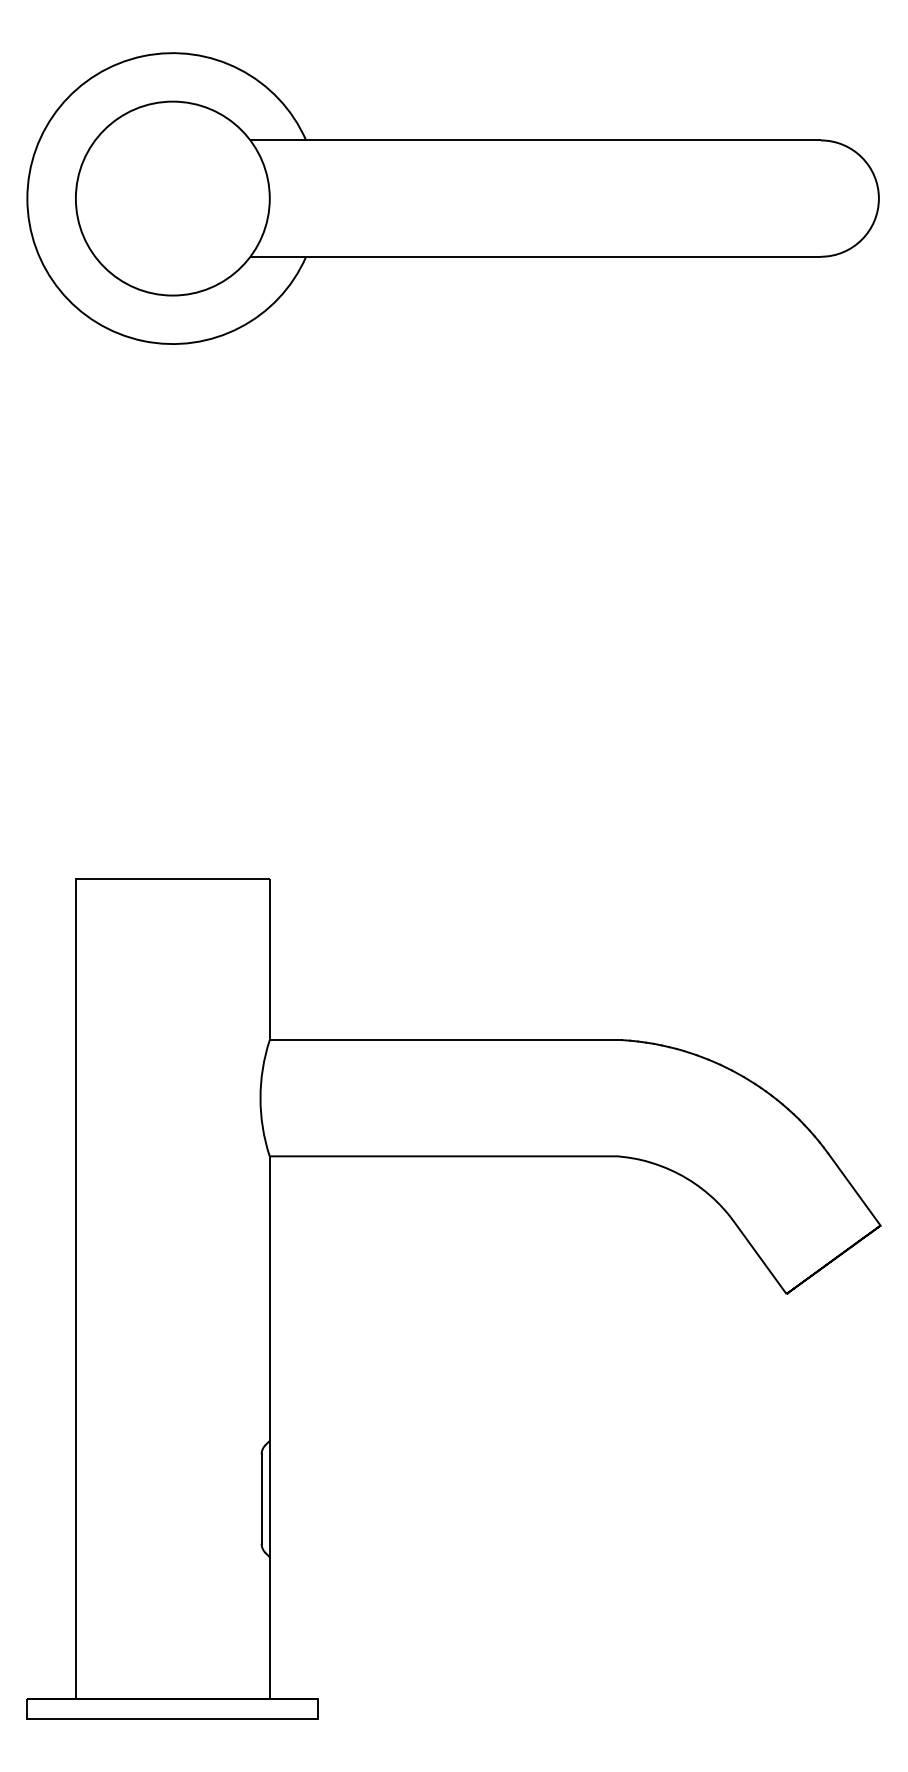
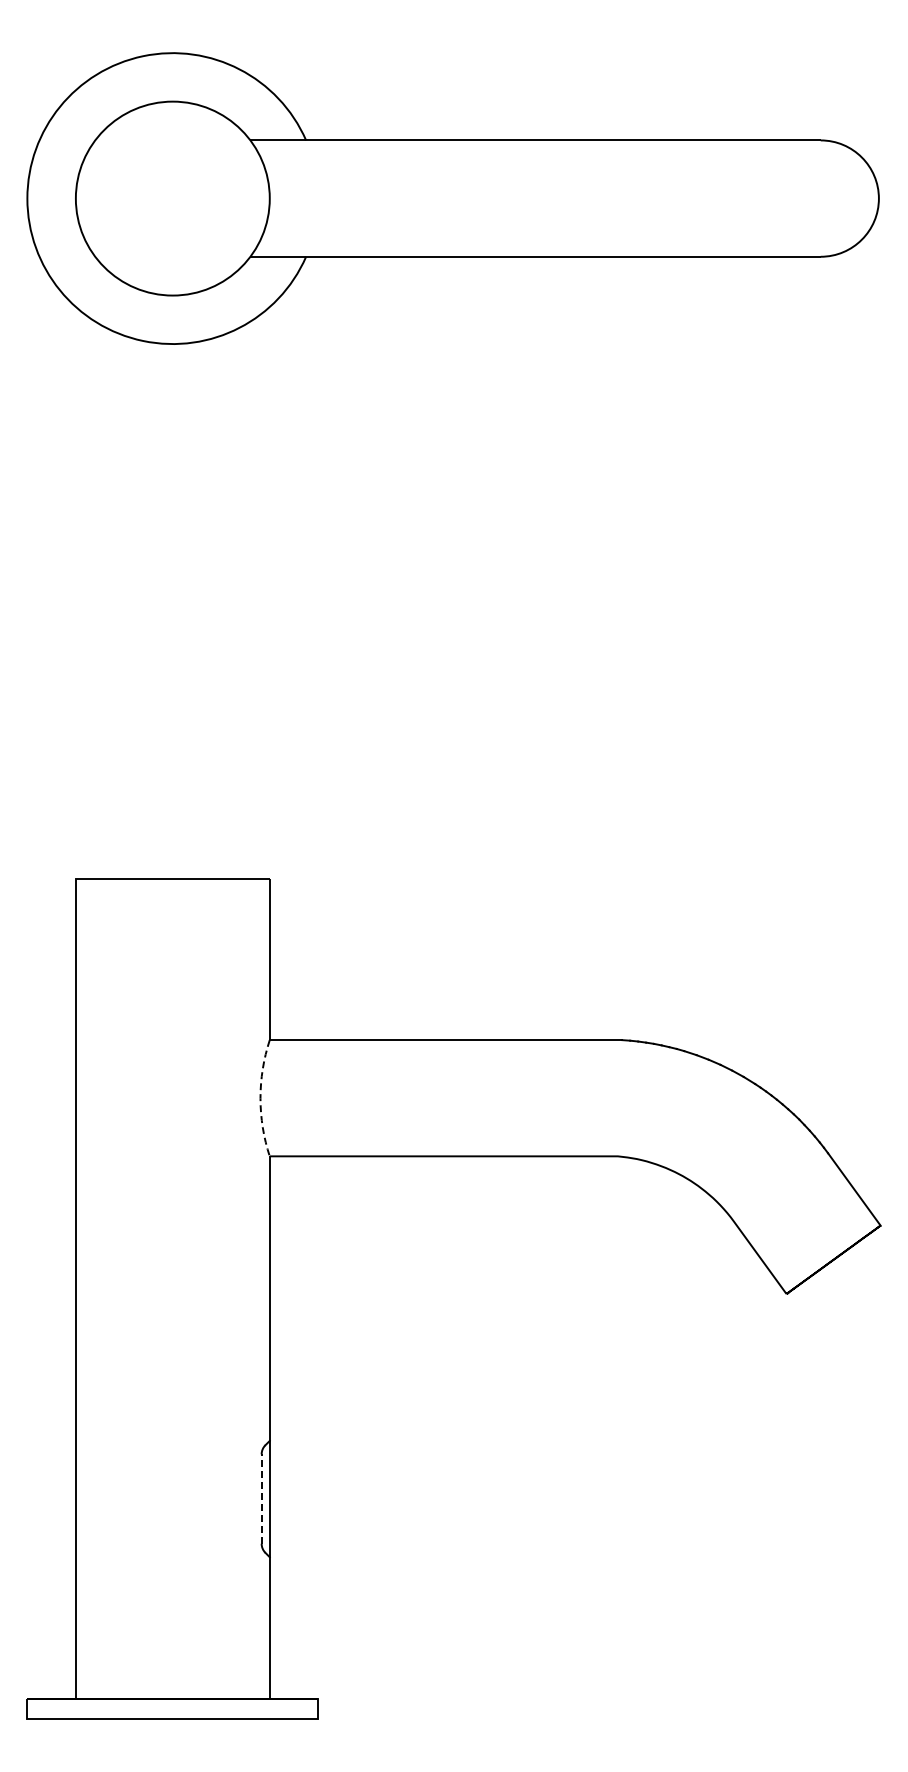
arc: solid -> dashed (260, 1098)
line: solid -> dashed (261, 1499)
